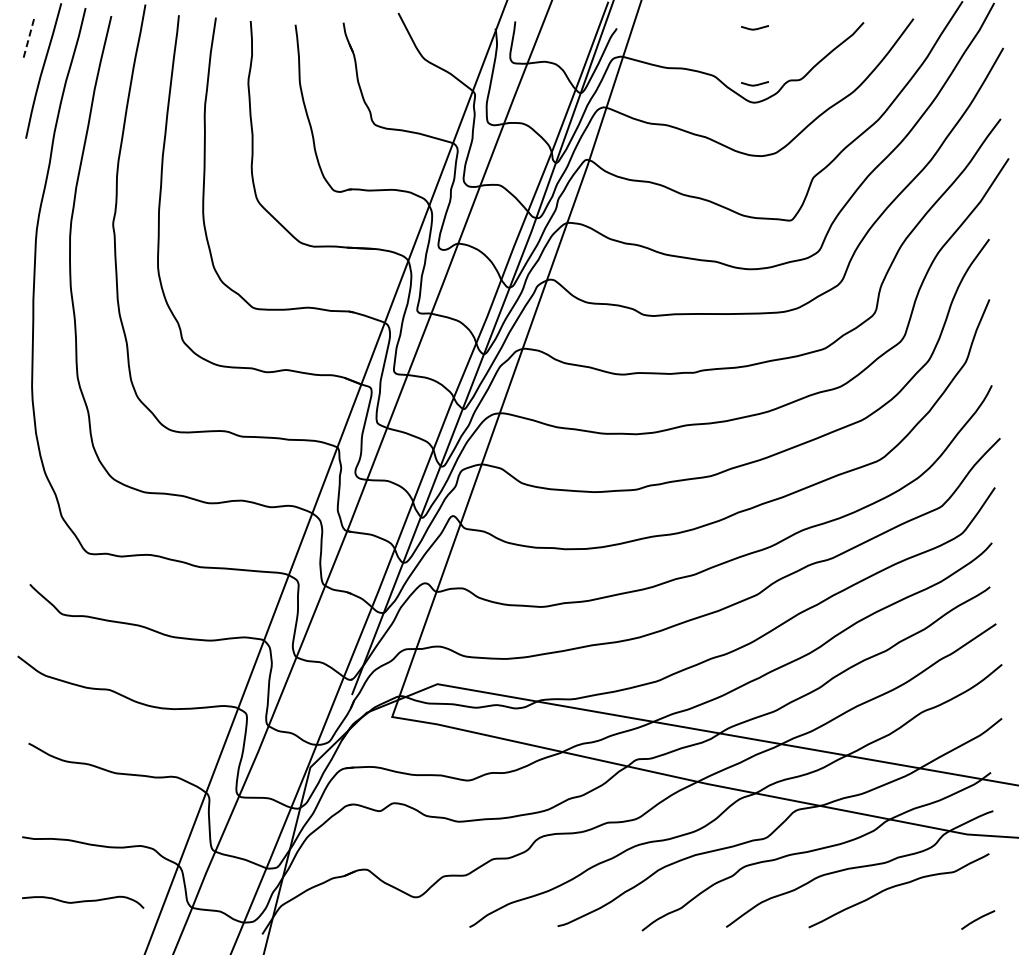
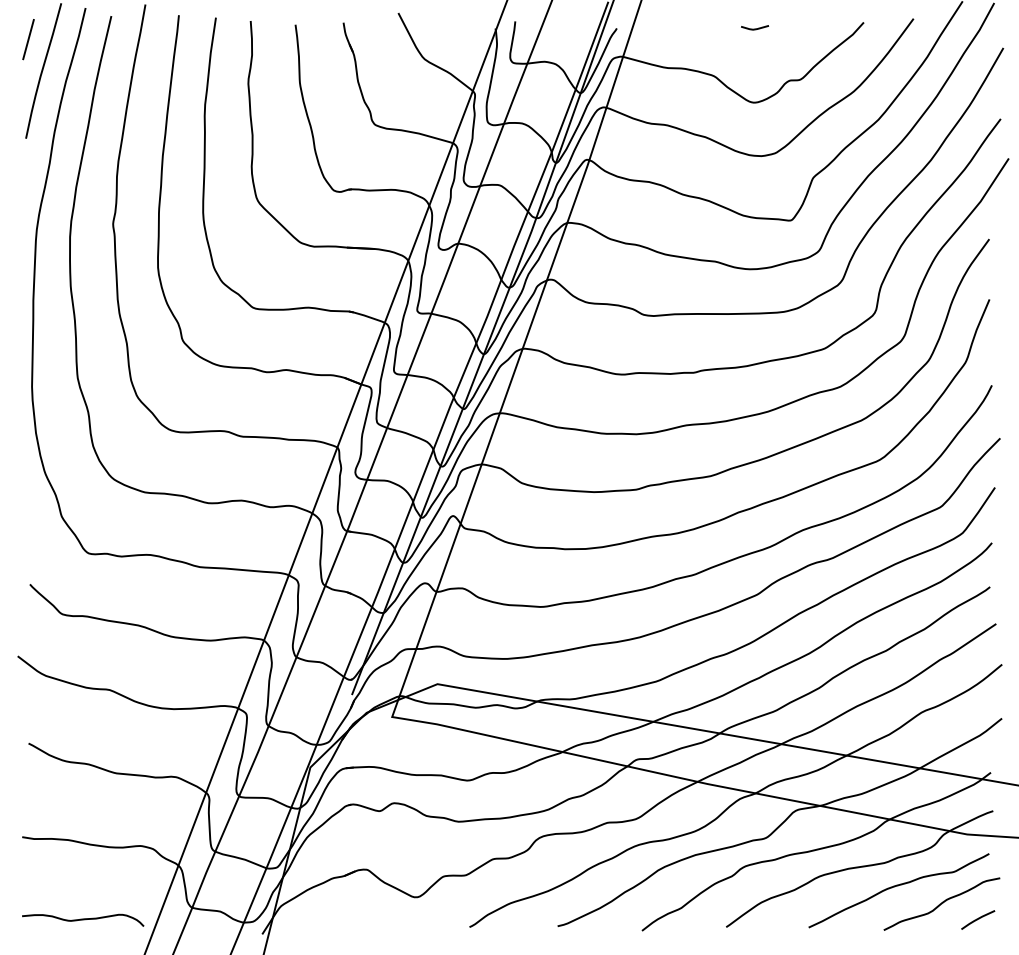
line: dashed -> solid (28, 40)
line: present -> none (755, 84)
curve position: (83, 901) -> (83, 919) (83, 919)
curve: none -> present (941, 903)
